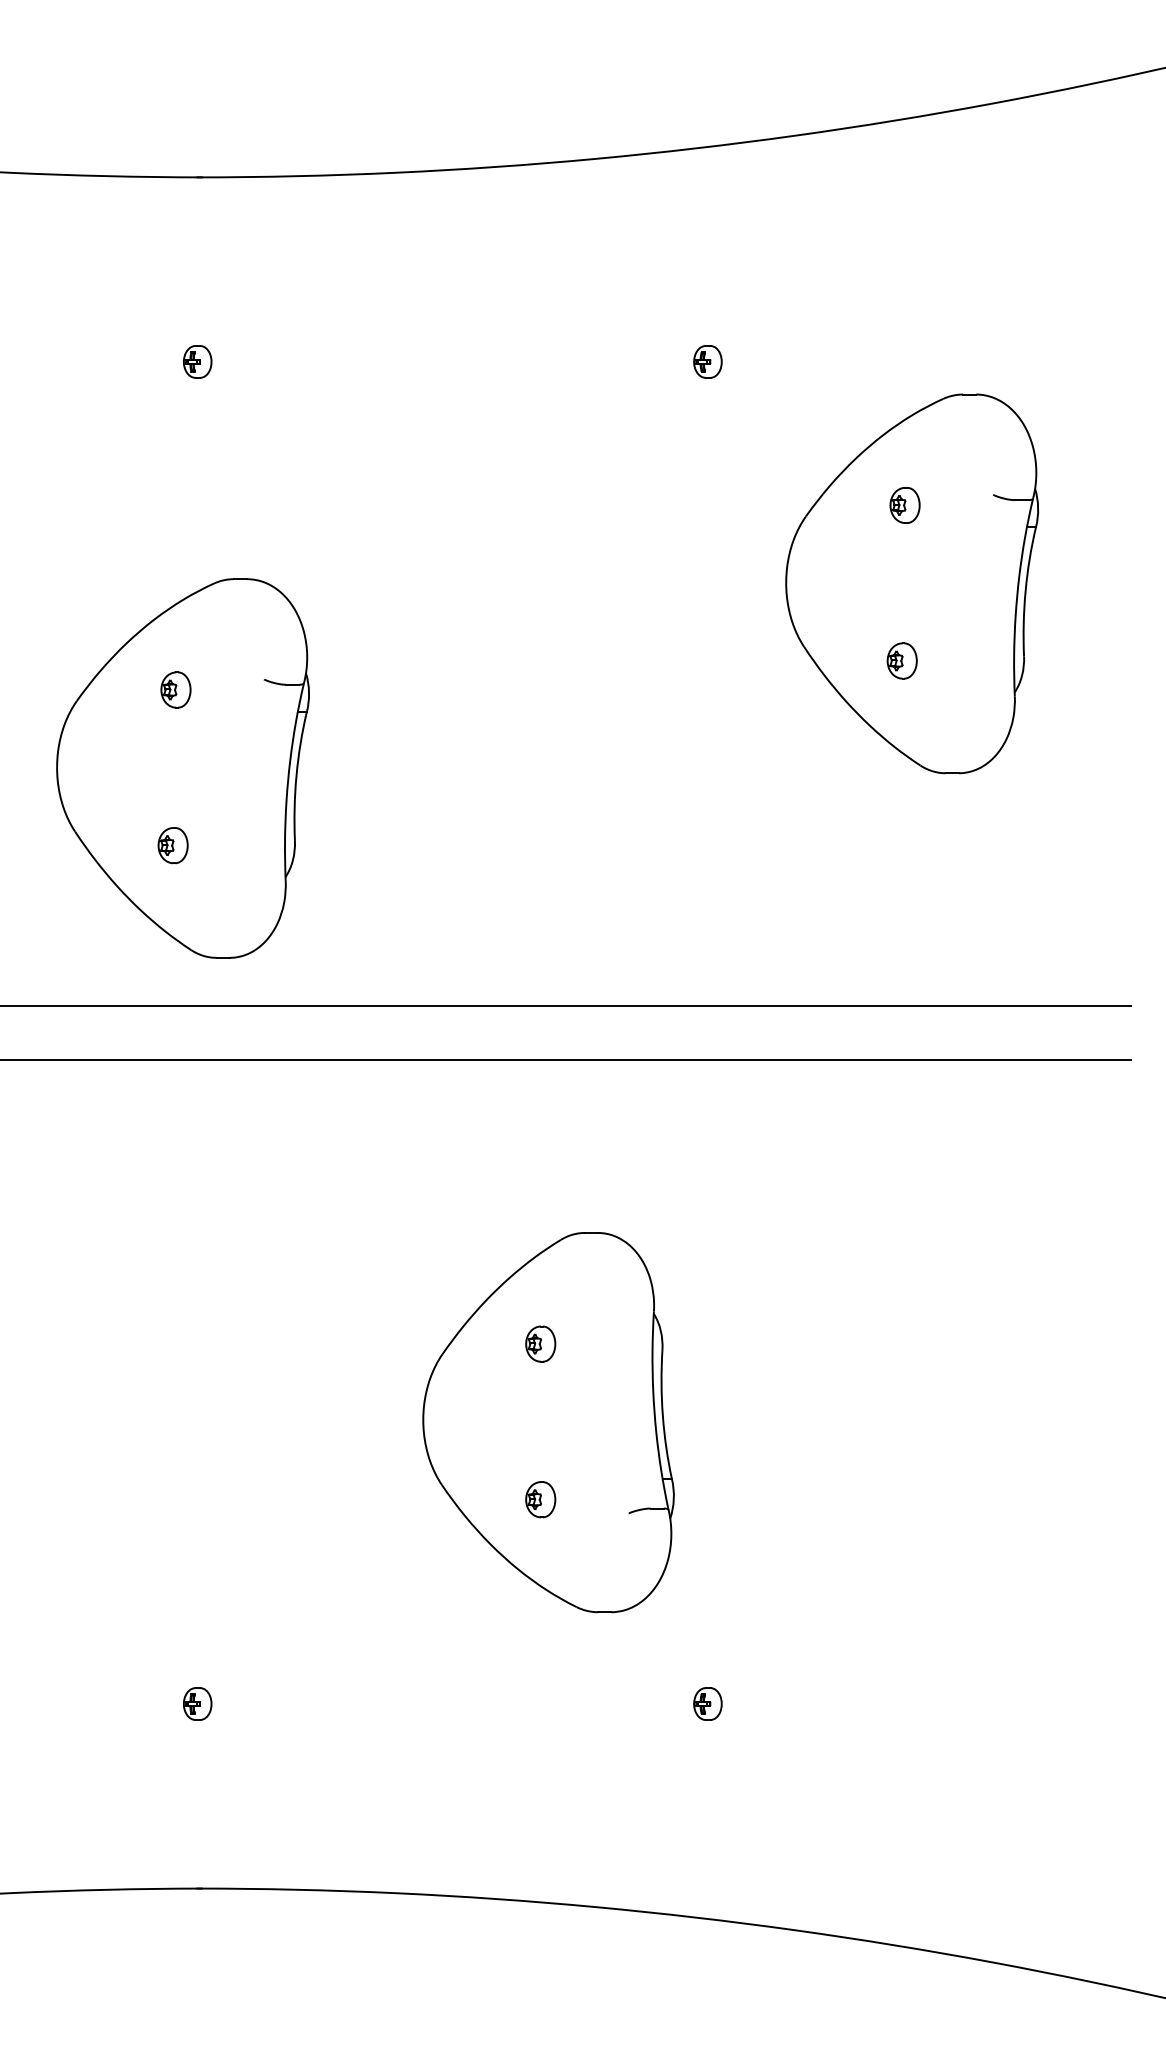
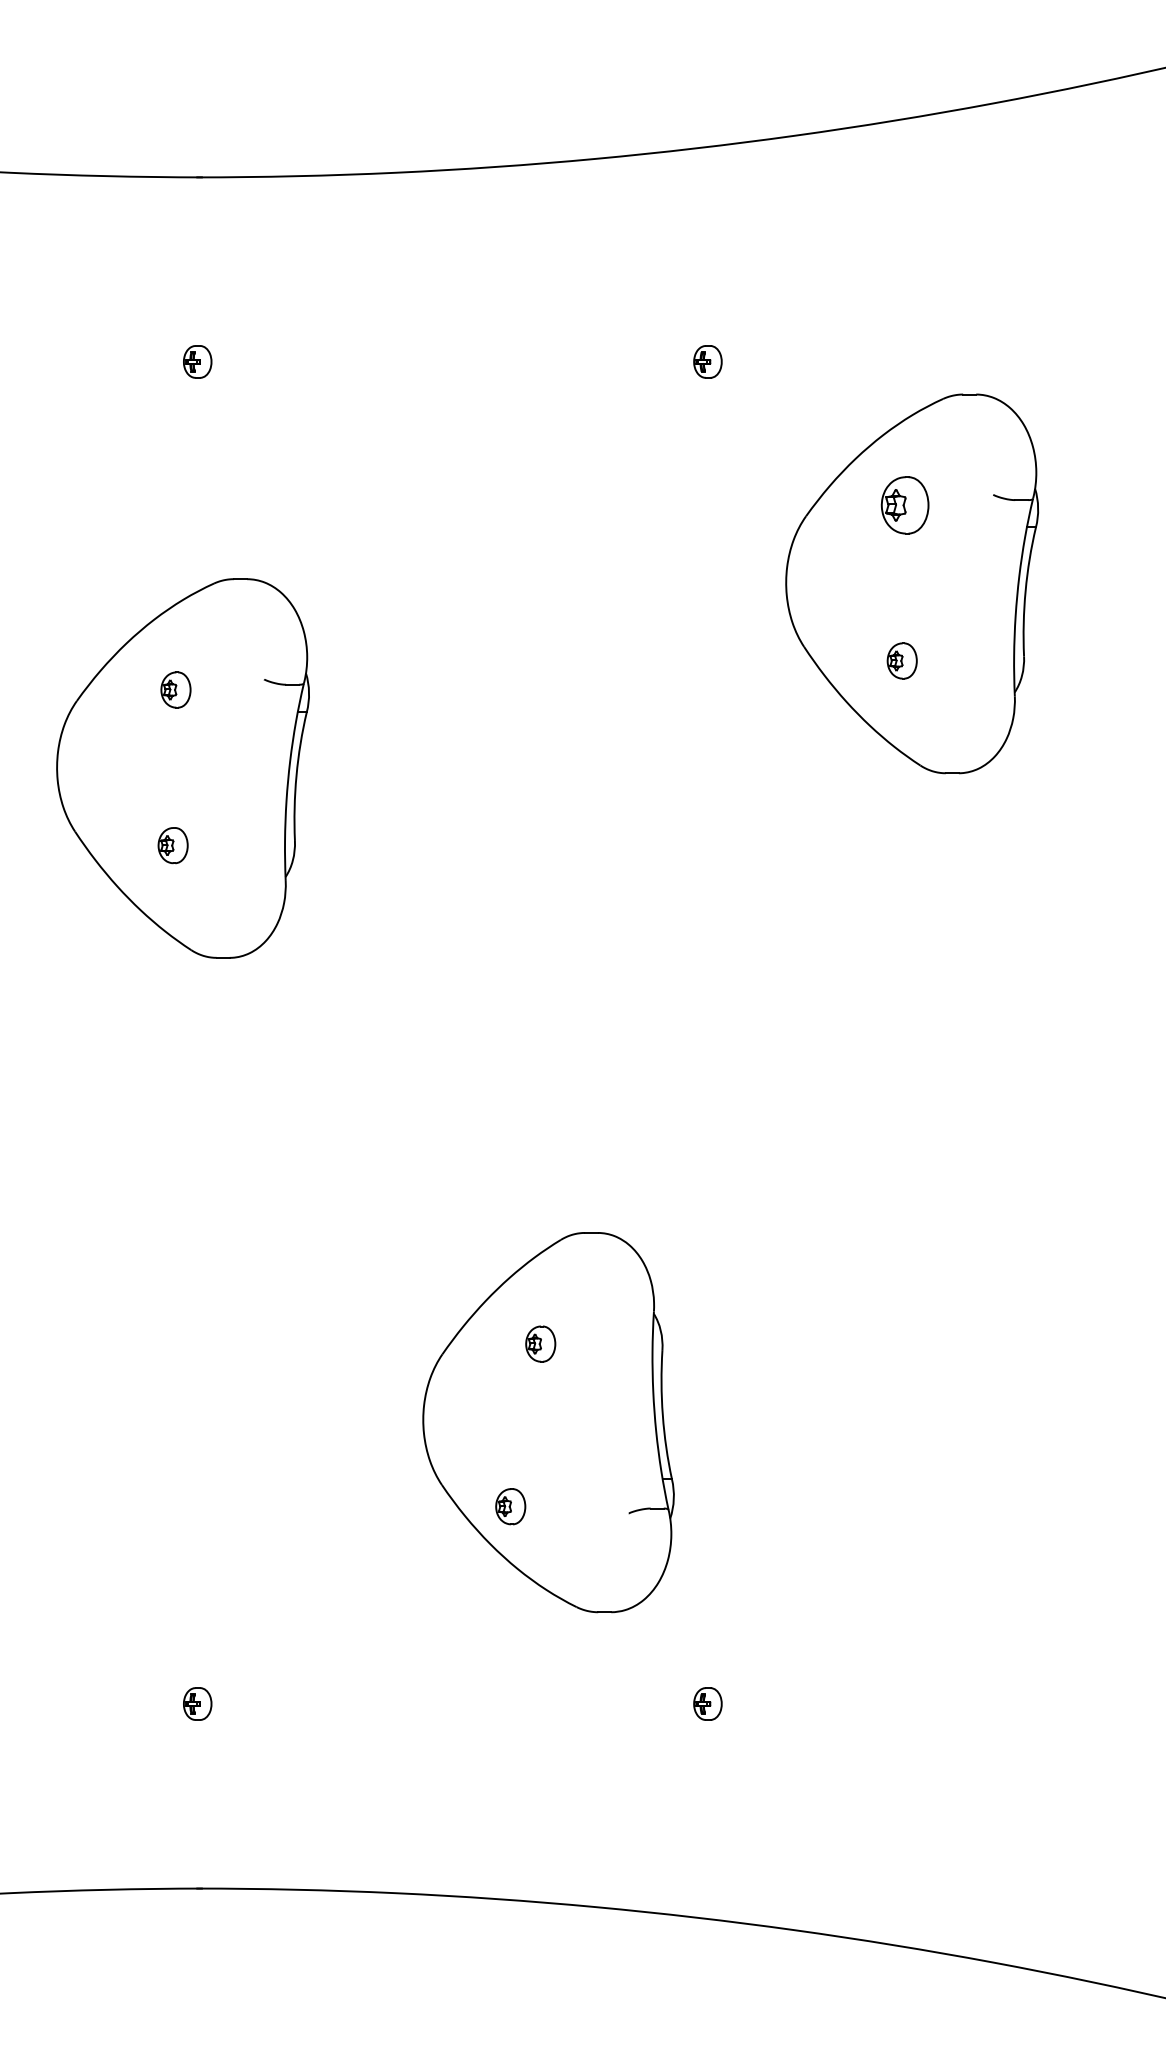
part size: 32x37 px -> 50x59 px (904, 505)
line: present -> none (566, 1006)
line: present -> none (566, 1059)
part position: (540, 1499) -> (510, 1506) (510, 1506)
